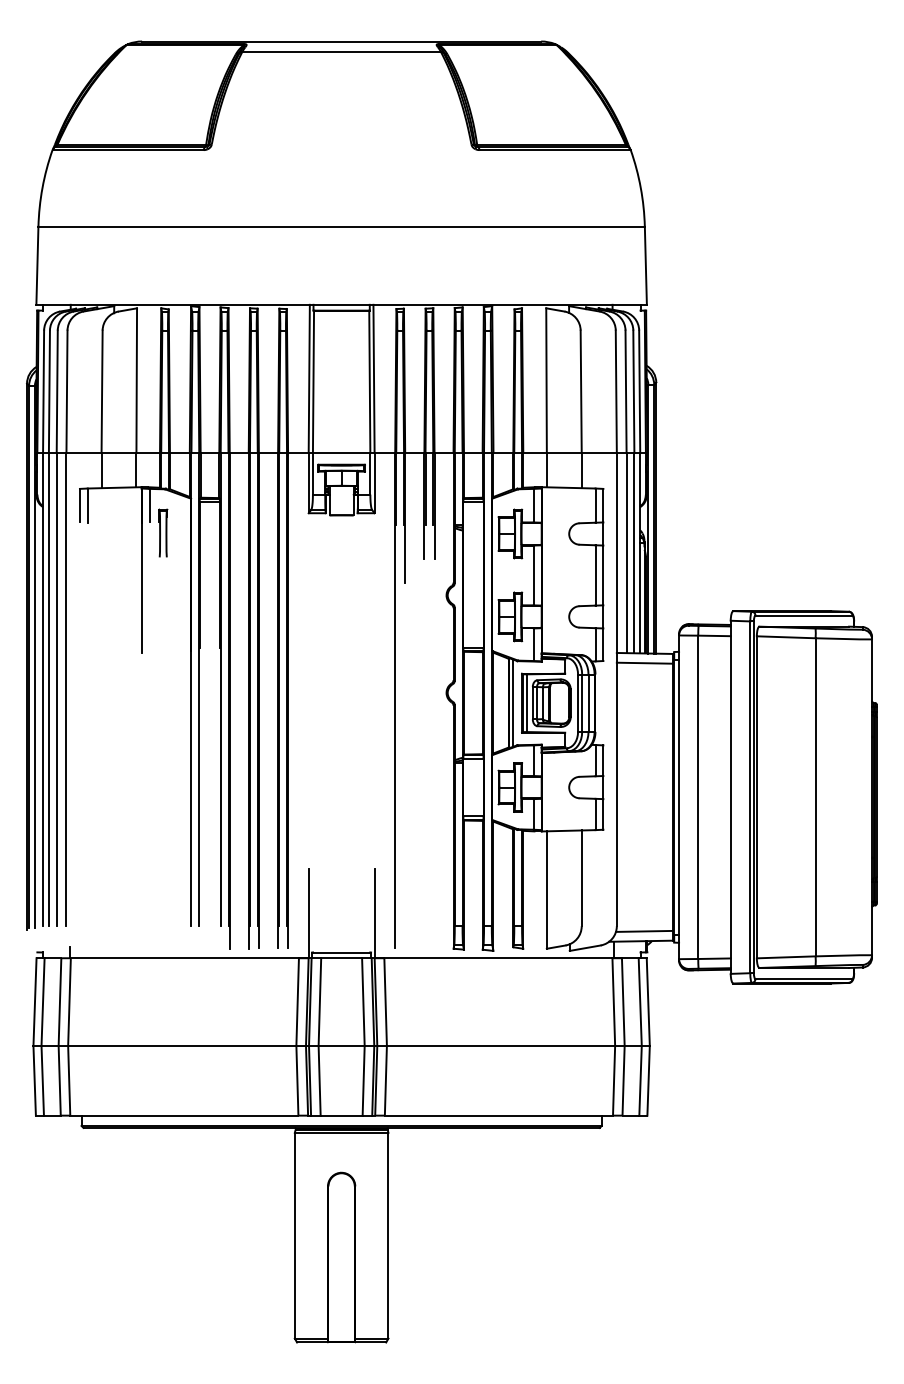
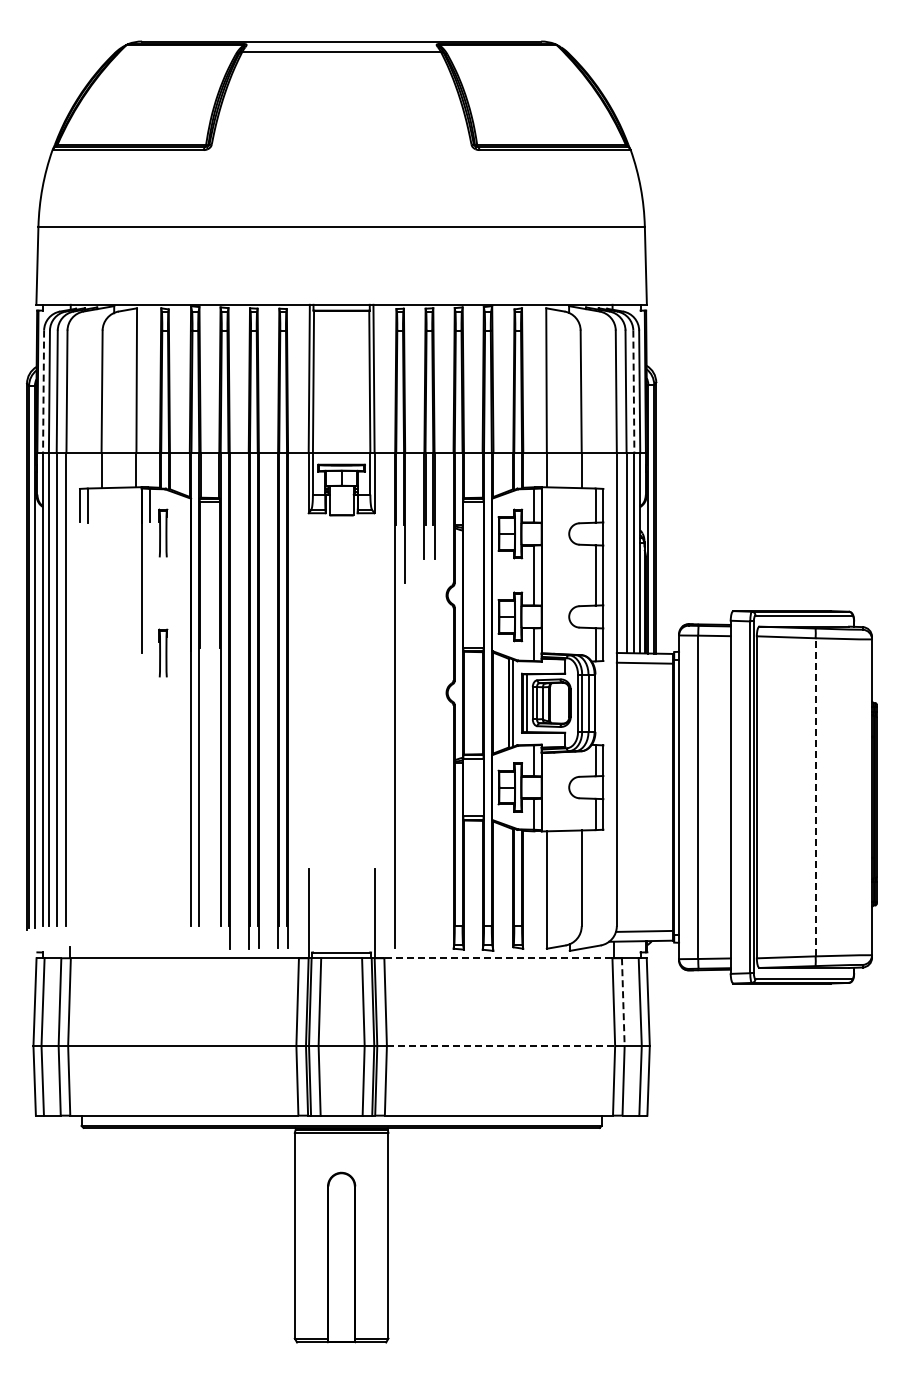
line: solid -> dashed (43, 392)
line: solid -> dashed (633, 392)
part: none -> present (163, 652)
line: solid -> dashed (815, 796)
line: solid -> dashed (497, 958)
line: solid -> dashed (623, 1001)
line: solid -> dashed (501, 1046)
